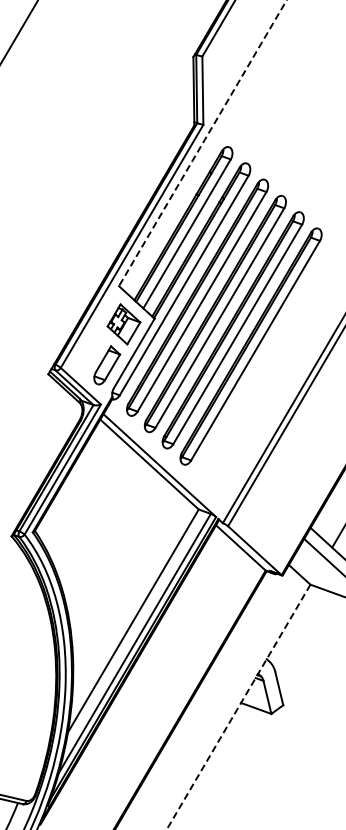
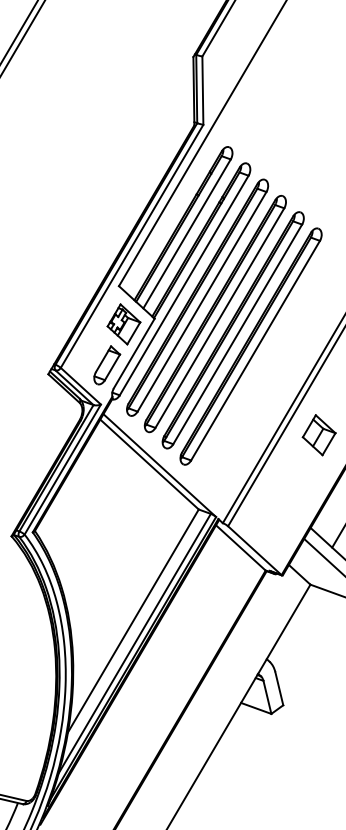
line: none -> present (23, 37)
line: dashed -> solid (202, 143)
part: none -> present (318, 435)
line: dashed -> solid (238, 707)
